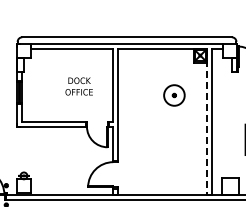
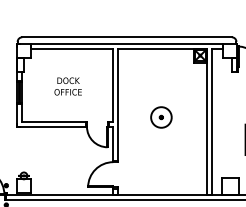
text position: (78, 86) -> (67, 86) (67, 86)
part position: (174, 95) -> (161, 117) (161, 117)
line: dashed -> solid (207, 122)
